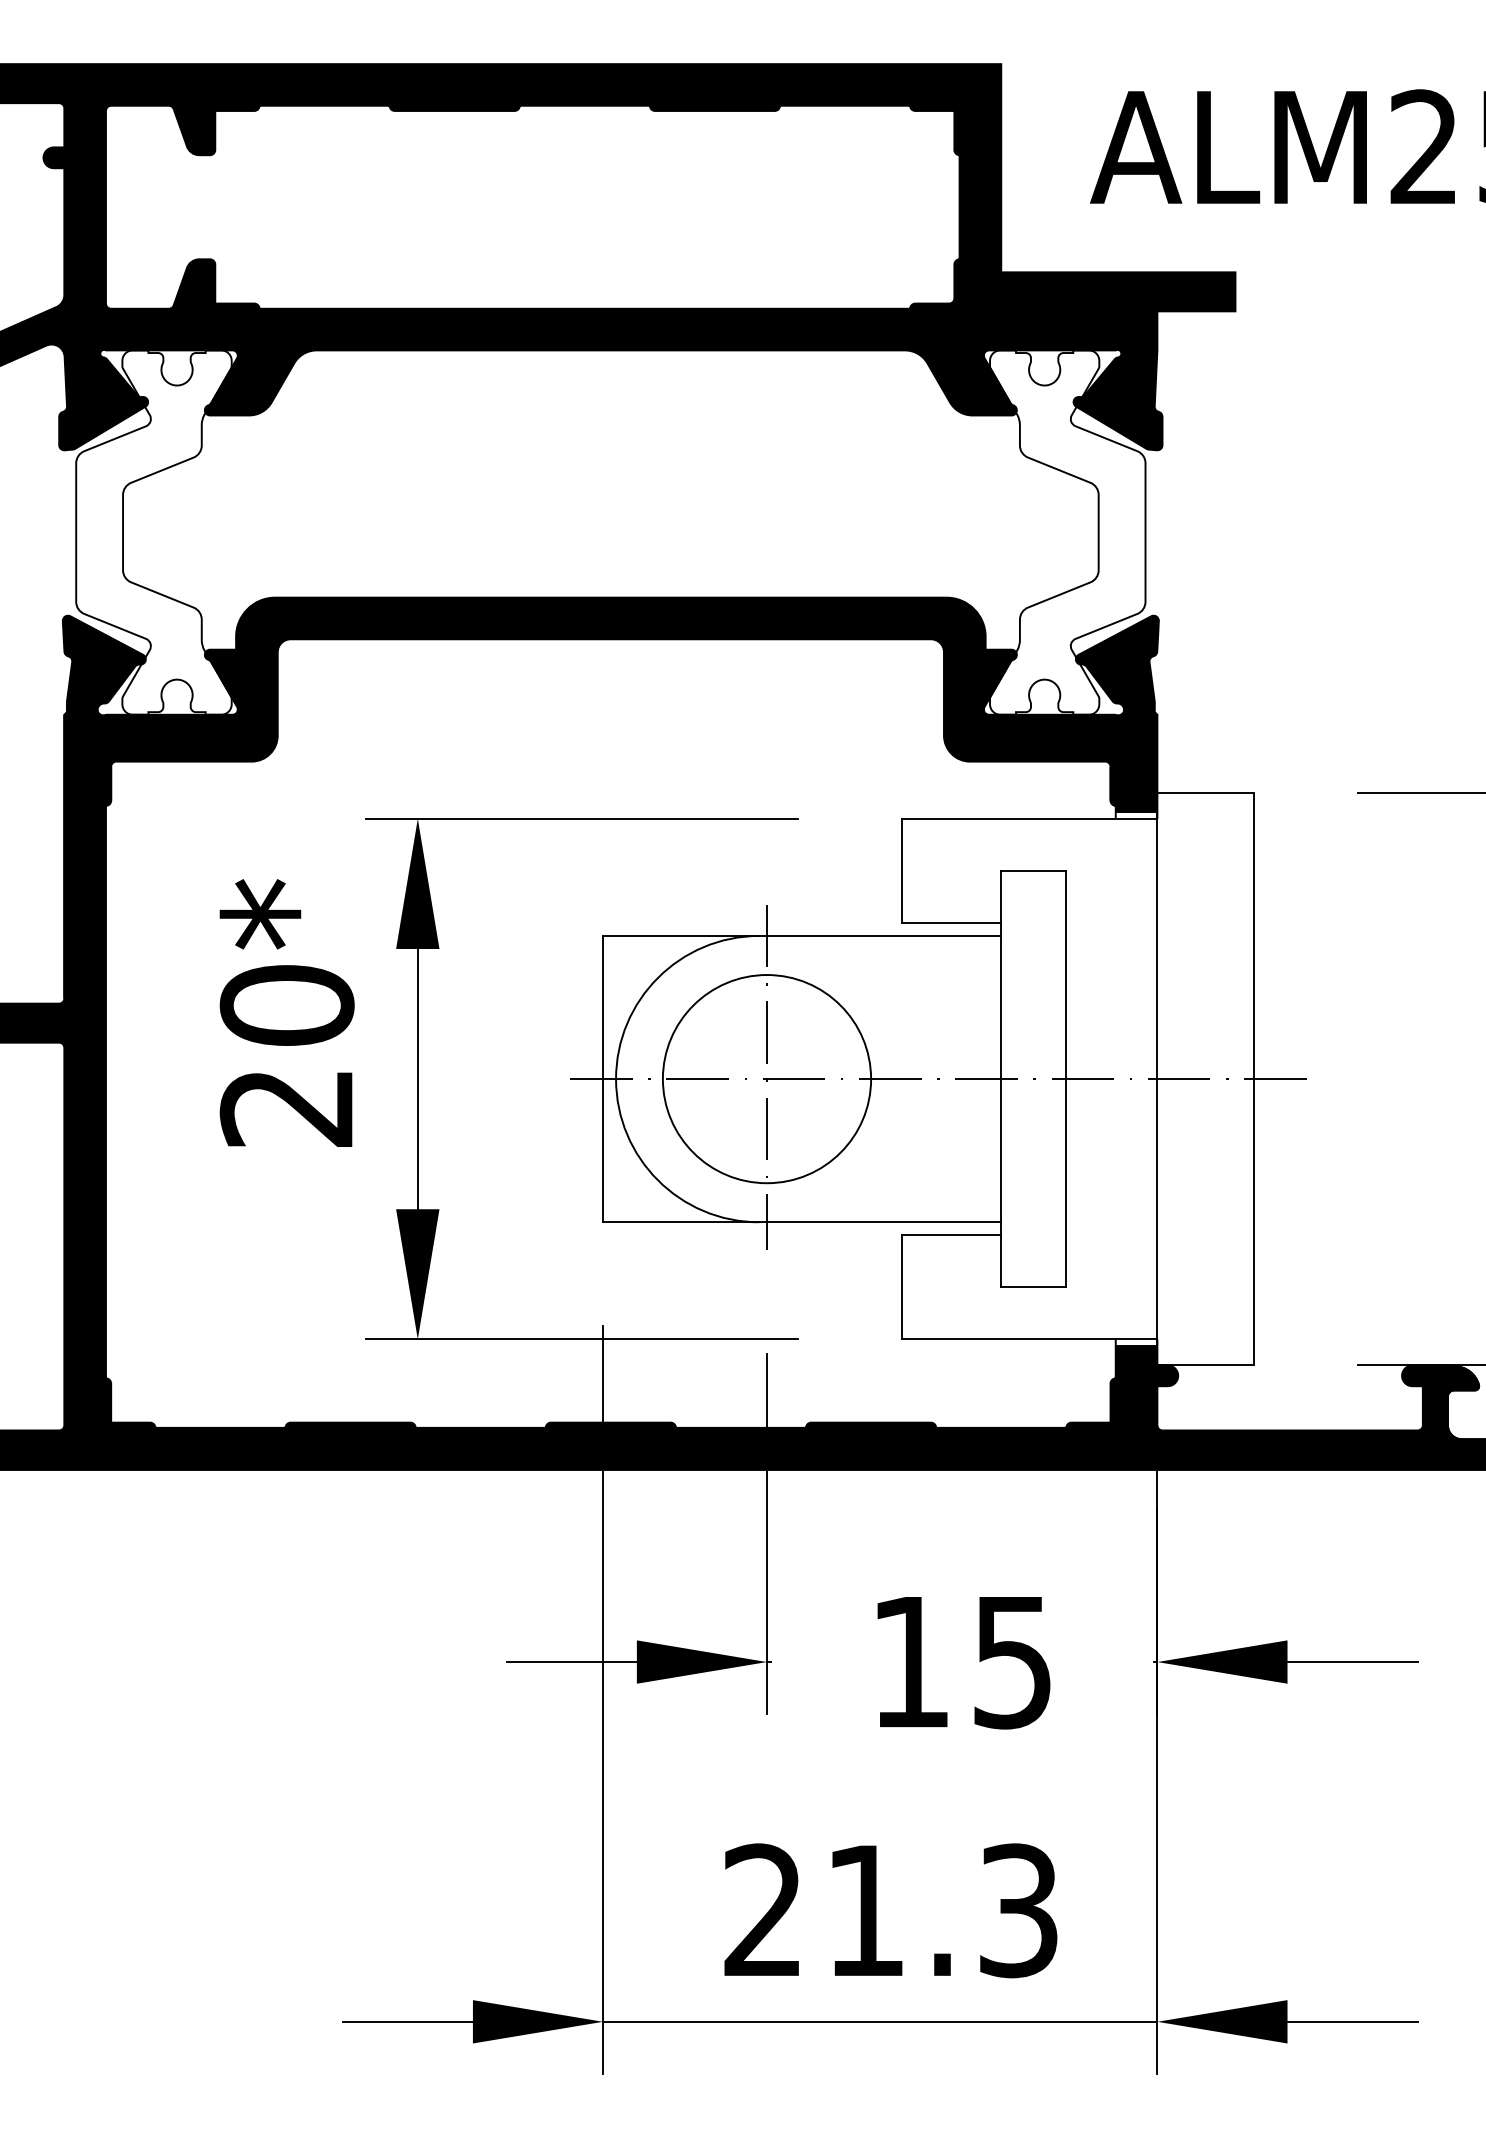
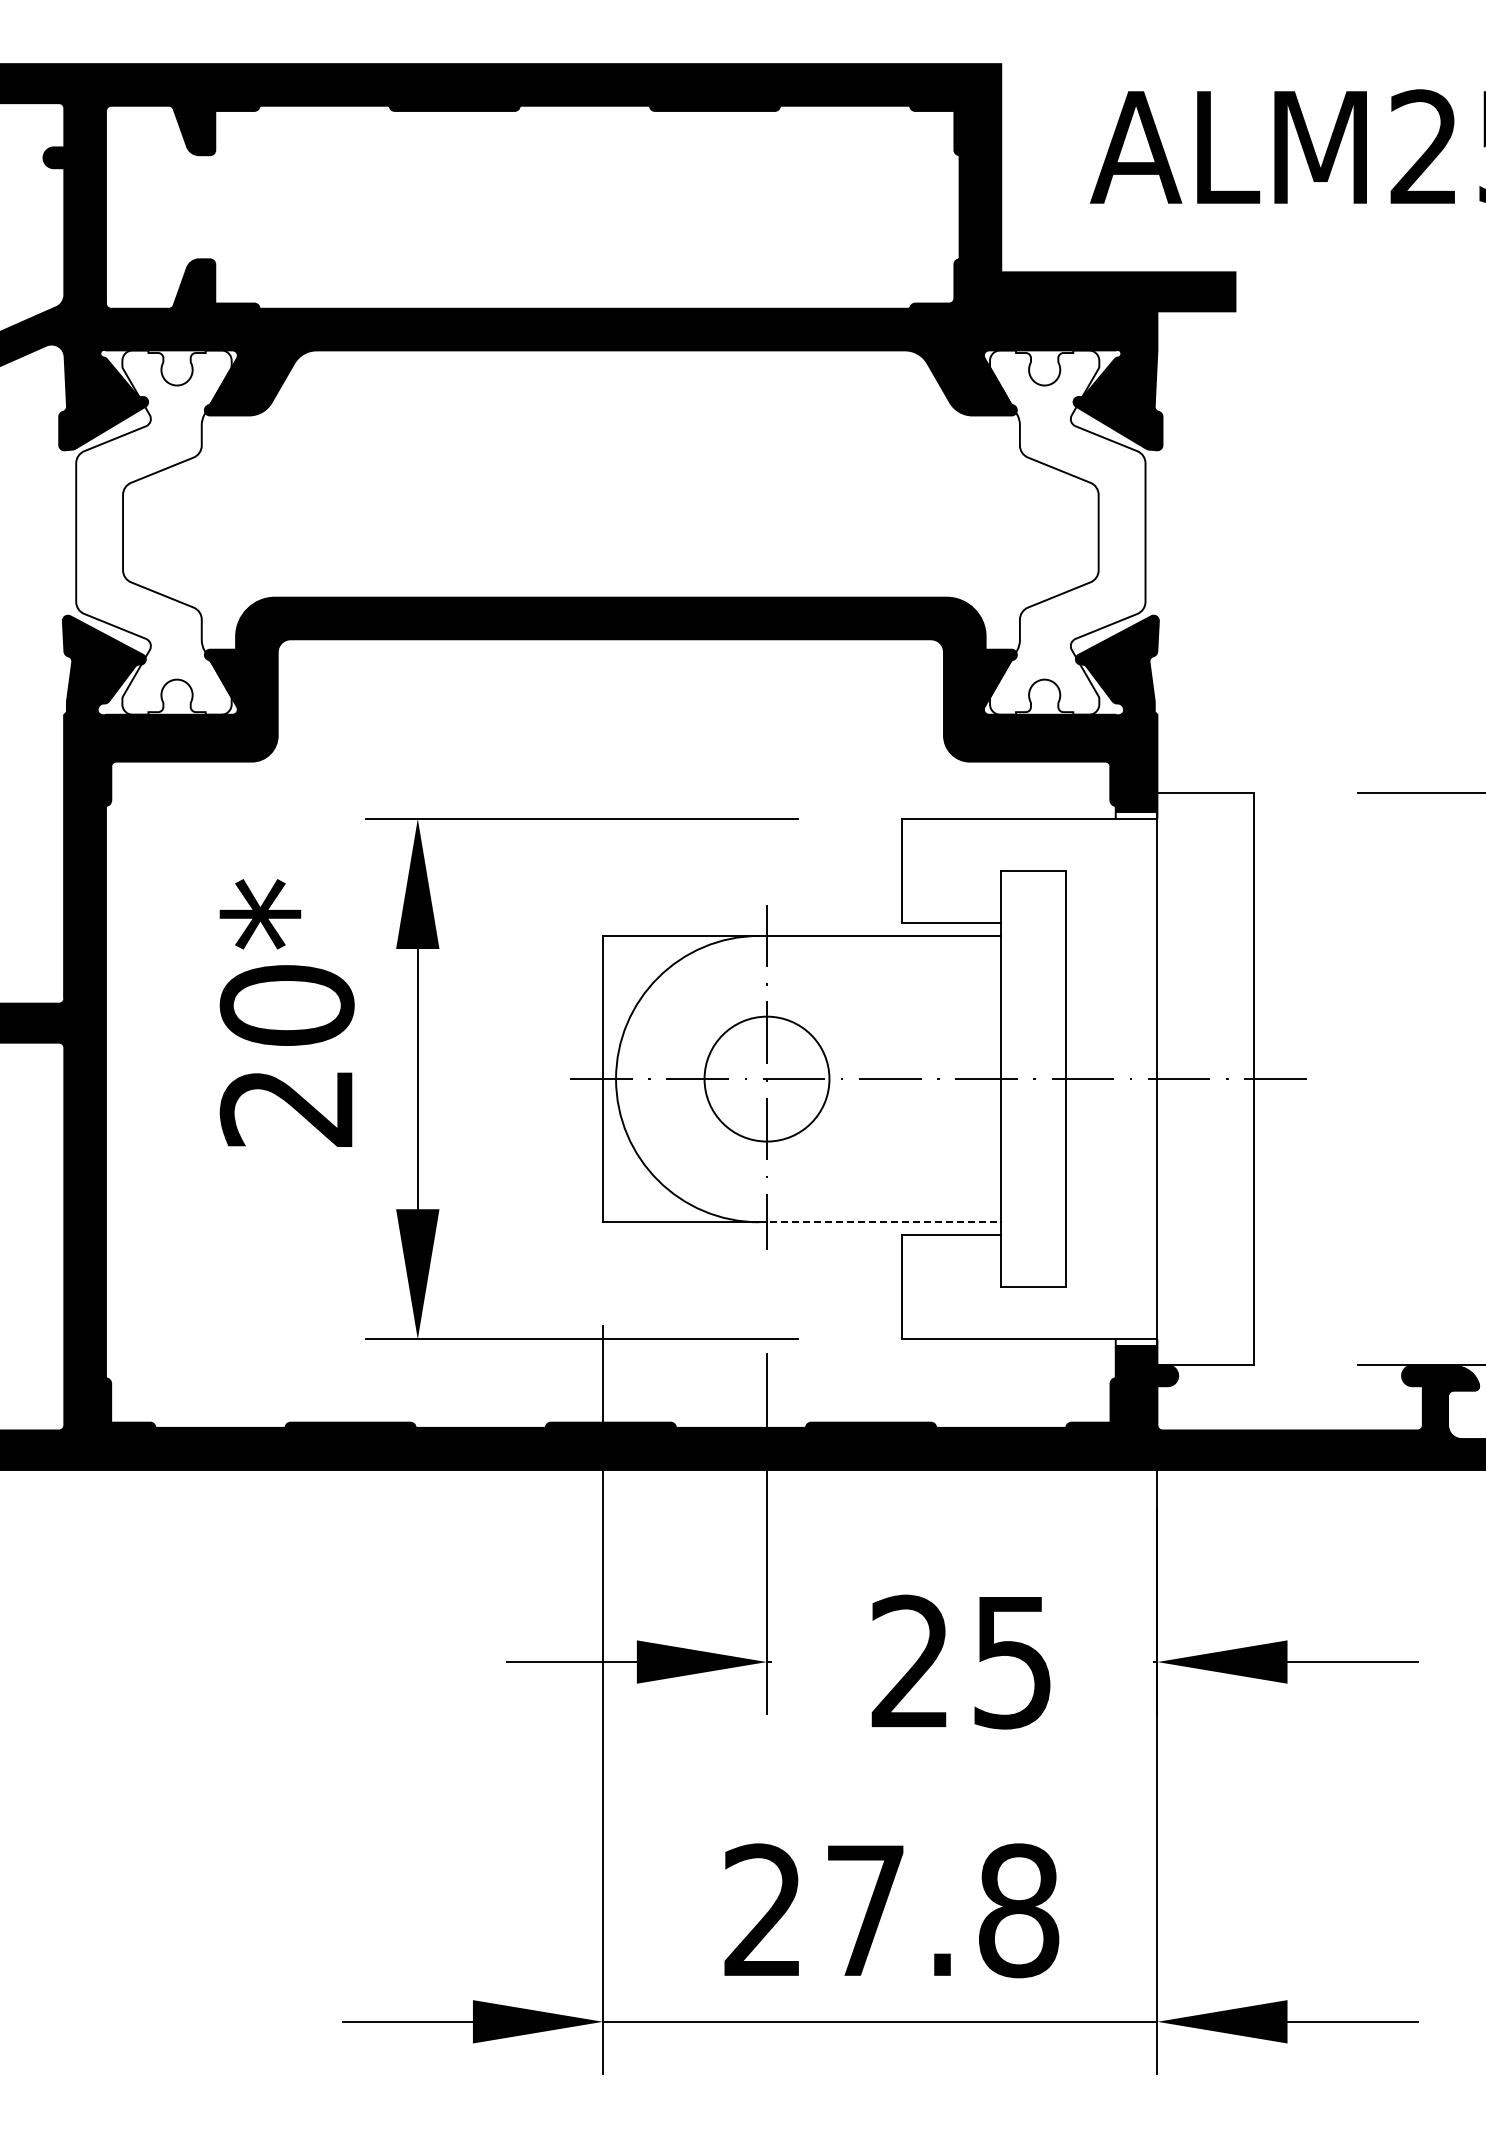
circle diameter: 208 px -> 125 px (766, 1078)
line: solid -> dashed (880, 1222)
text: 15 -> 25 (909, 1660)
text: 21.3 -> 27.8 (943, 1910)
